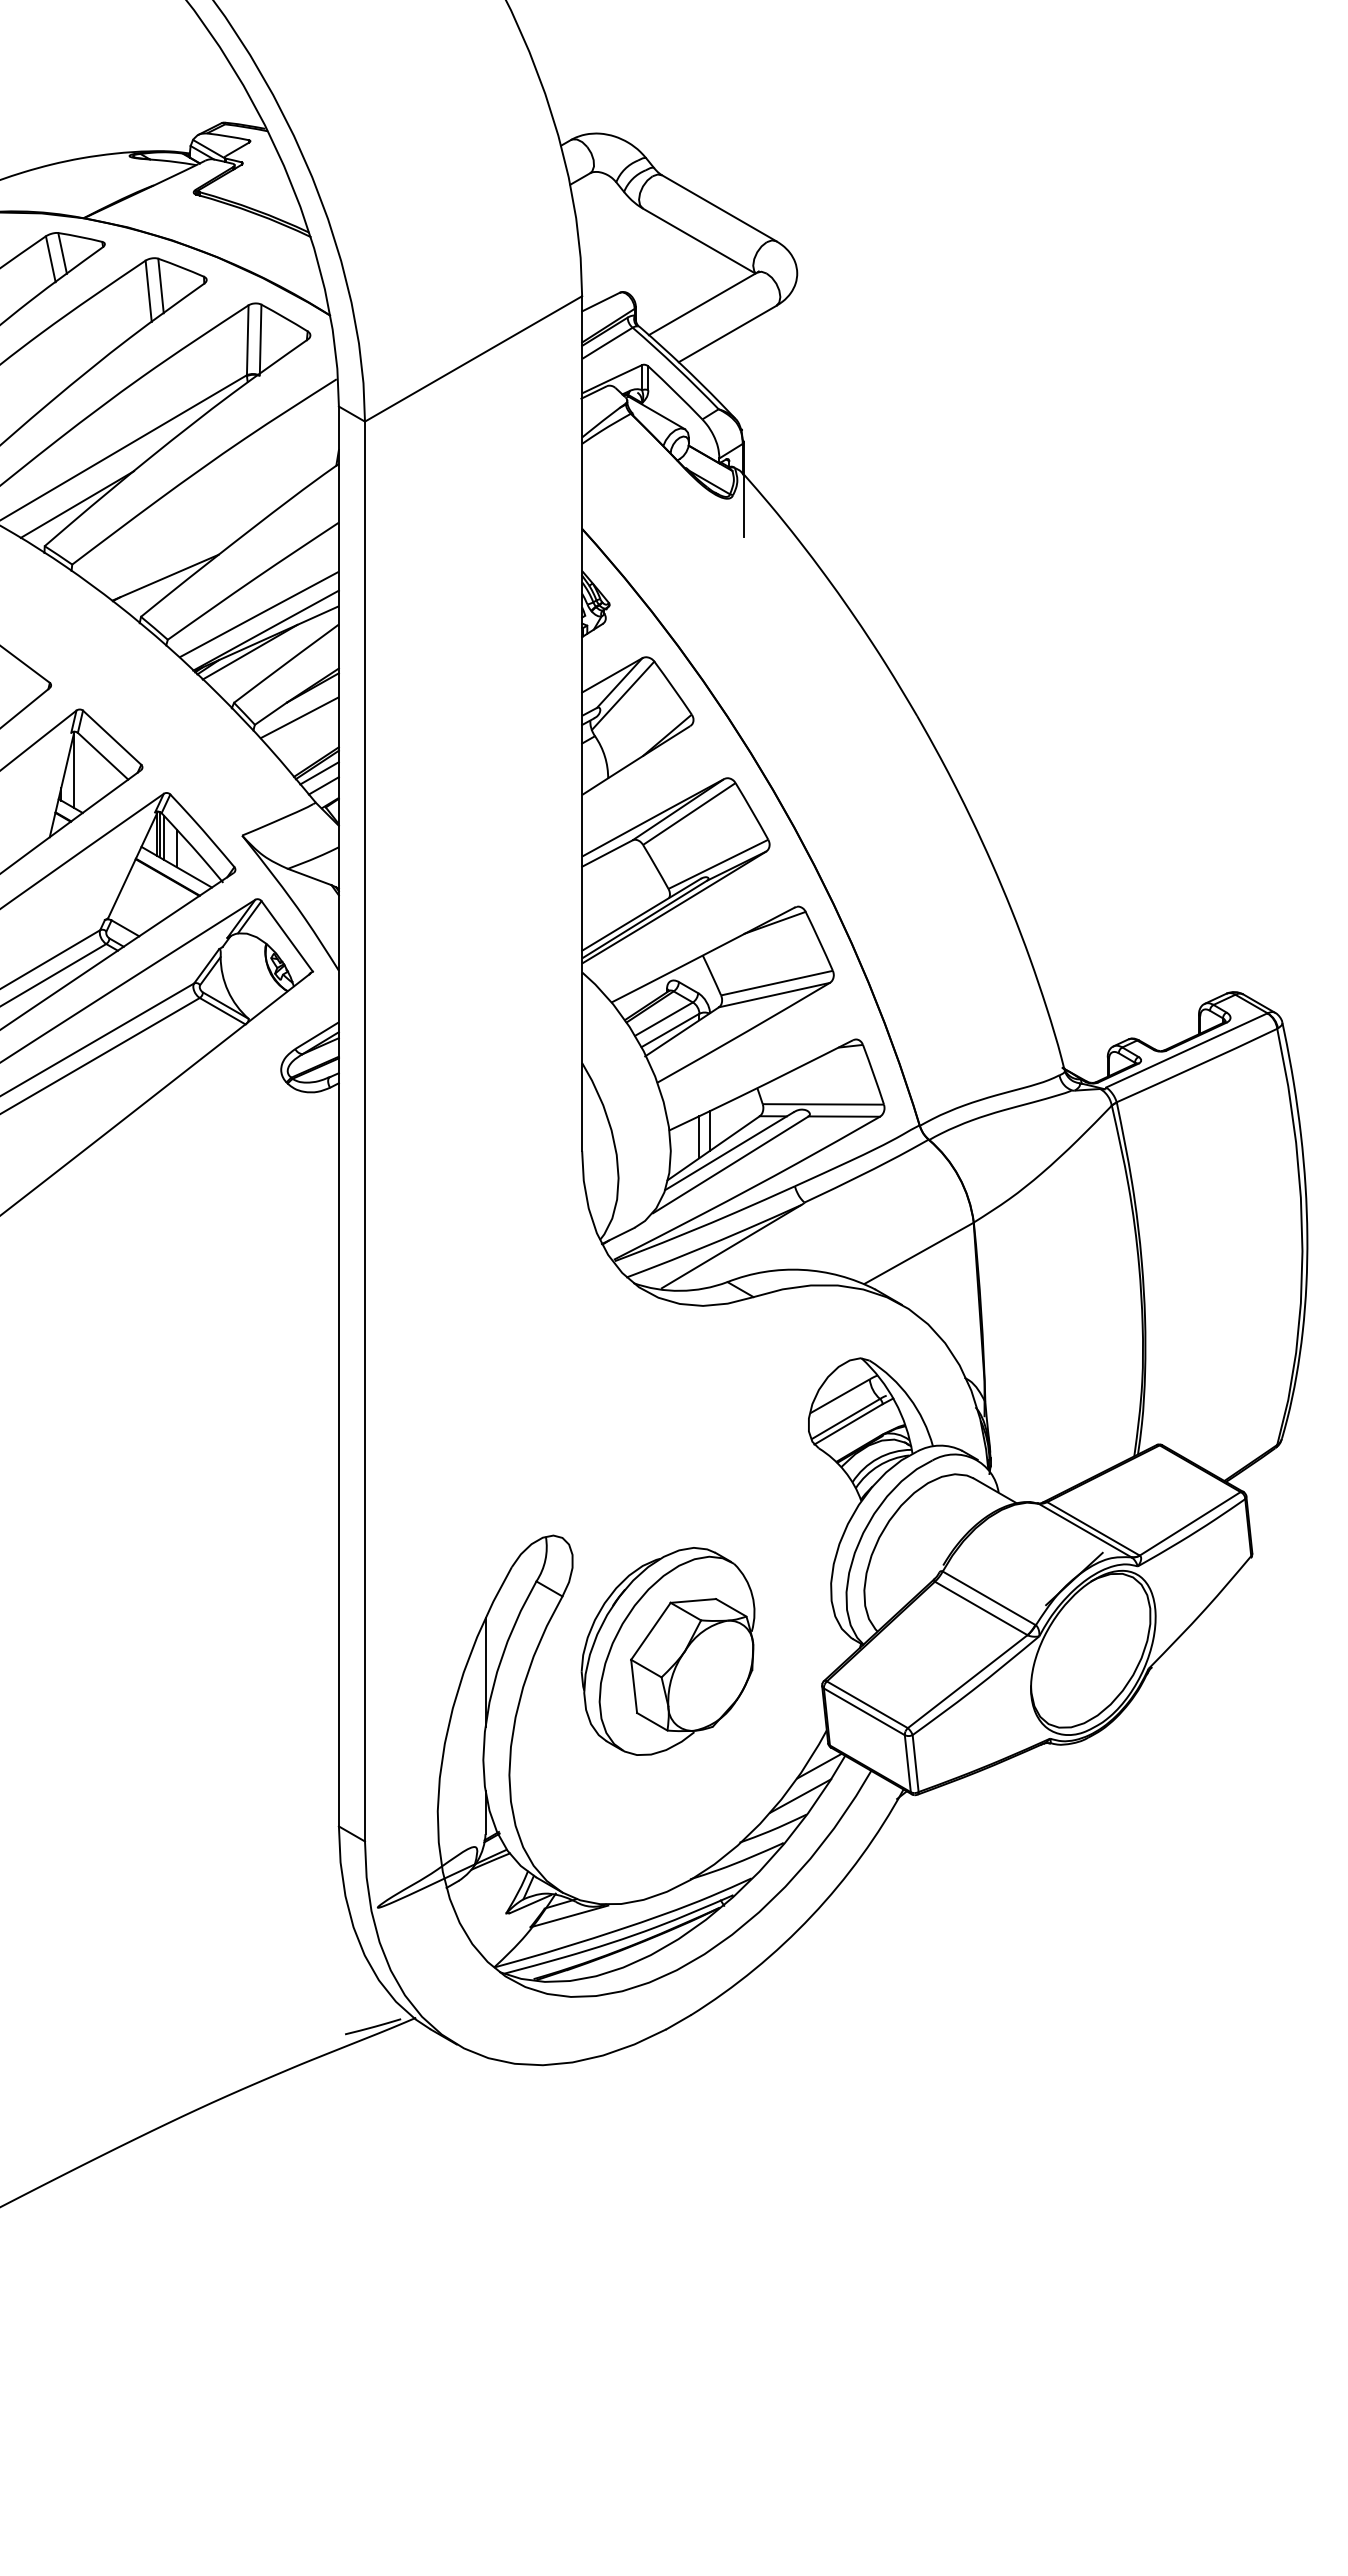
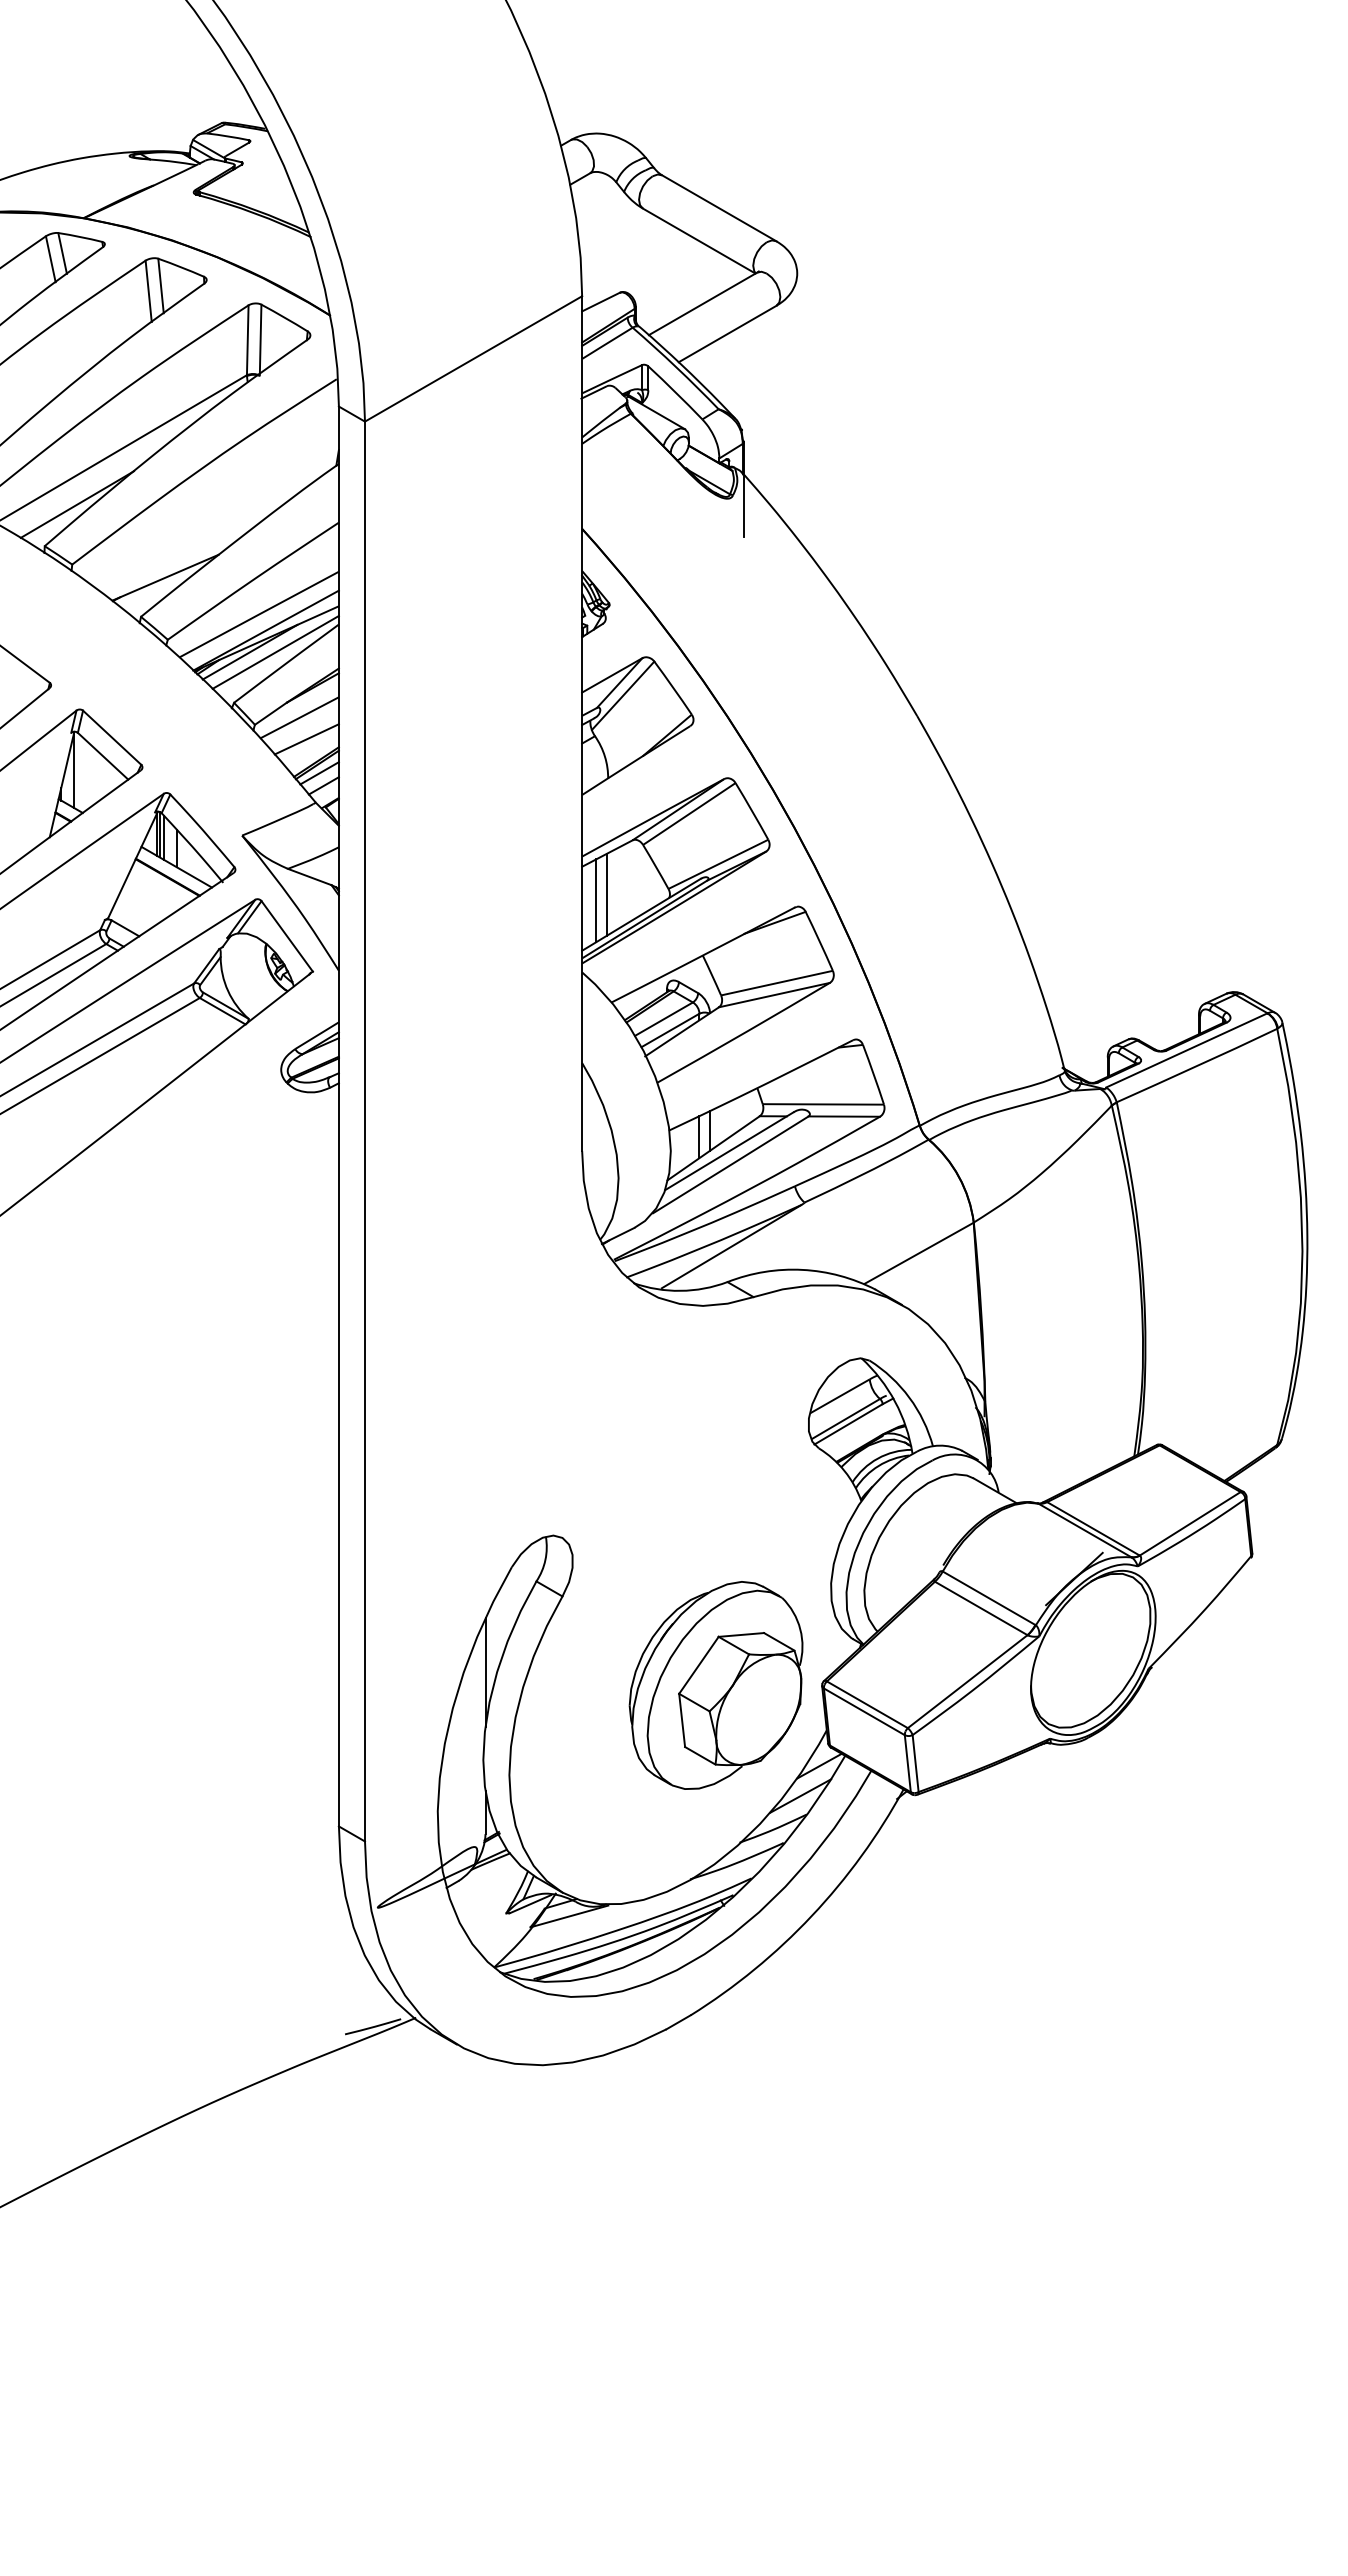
line: none -> present (275, 651)
line: none -> present (306, 739)
line: none -> present (606, 894)
line: none -> present (596, 900)
part position: (667, 1651) -> (715, 1685) (715, 1685)
